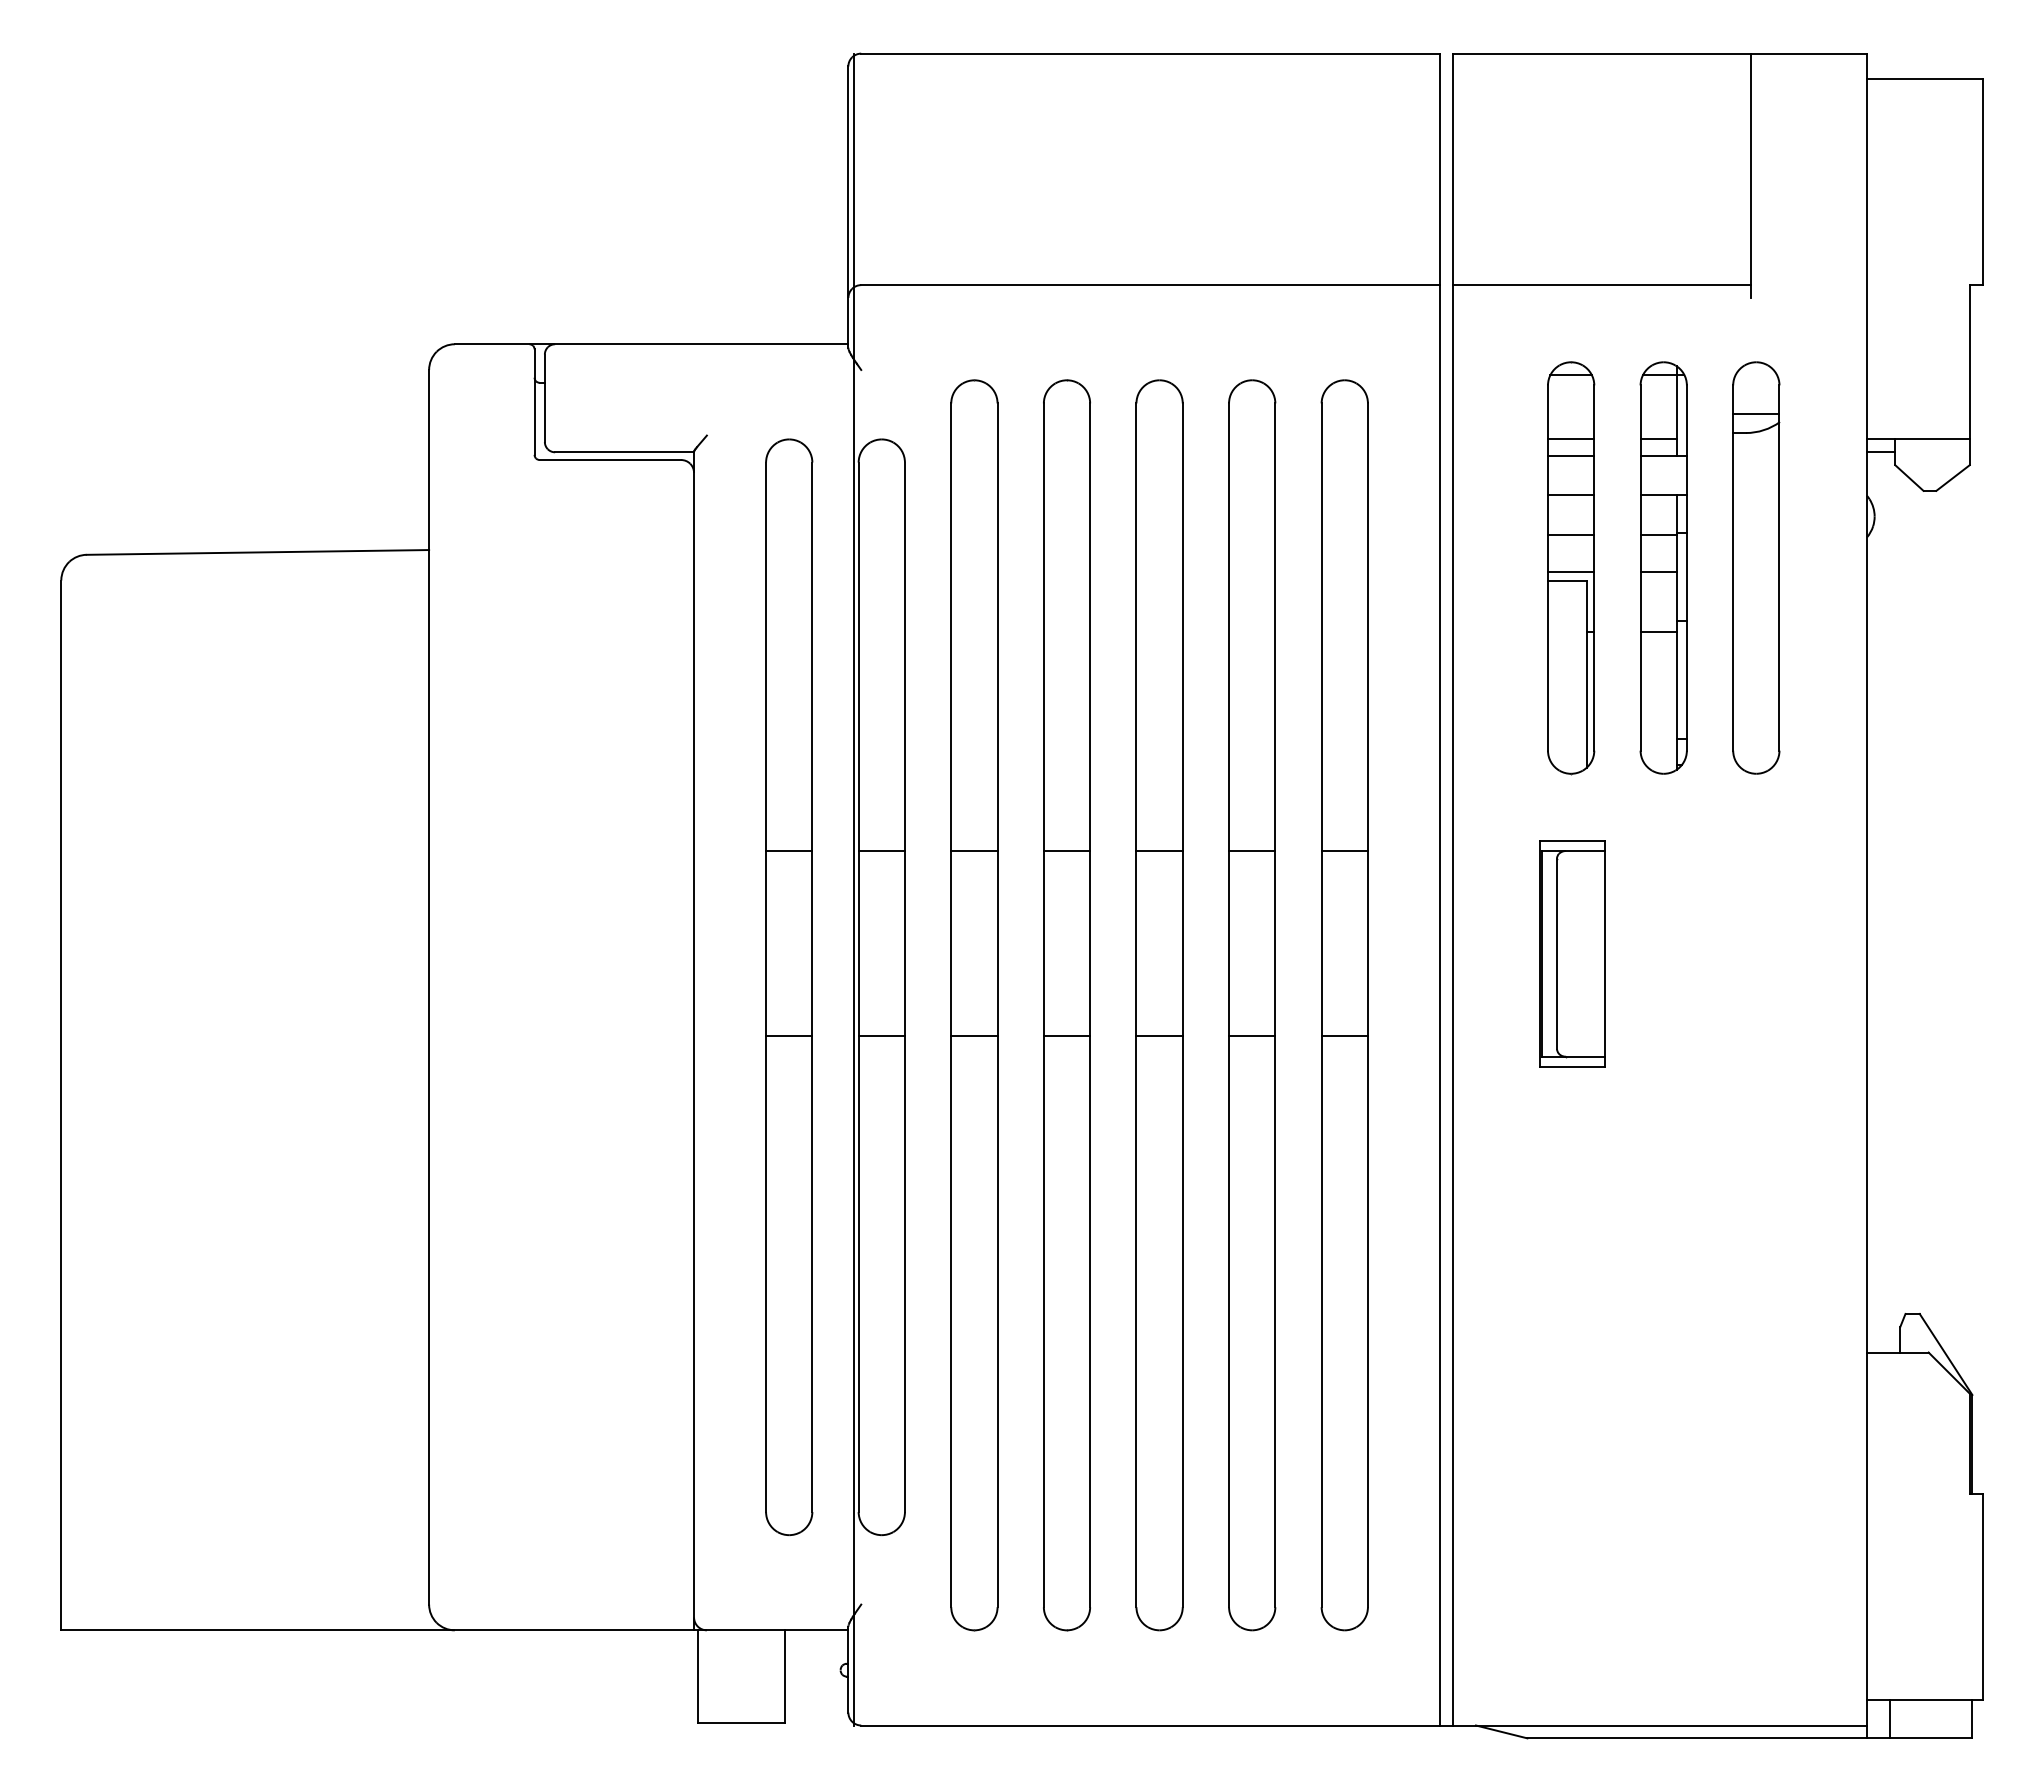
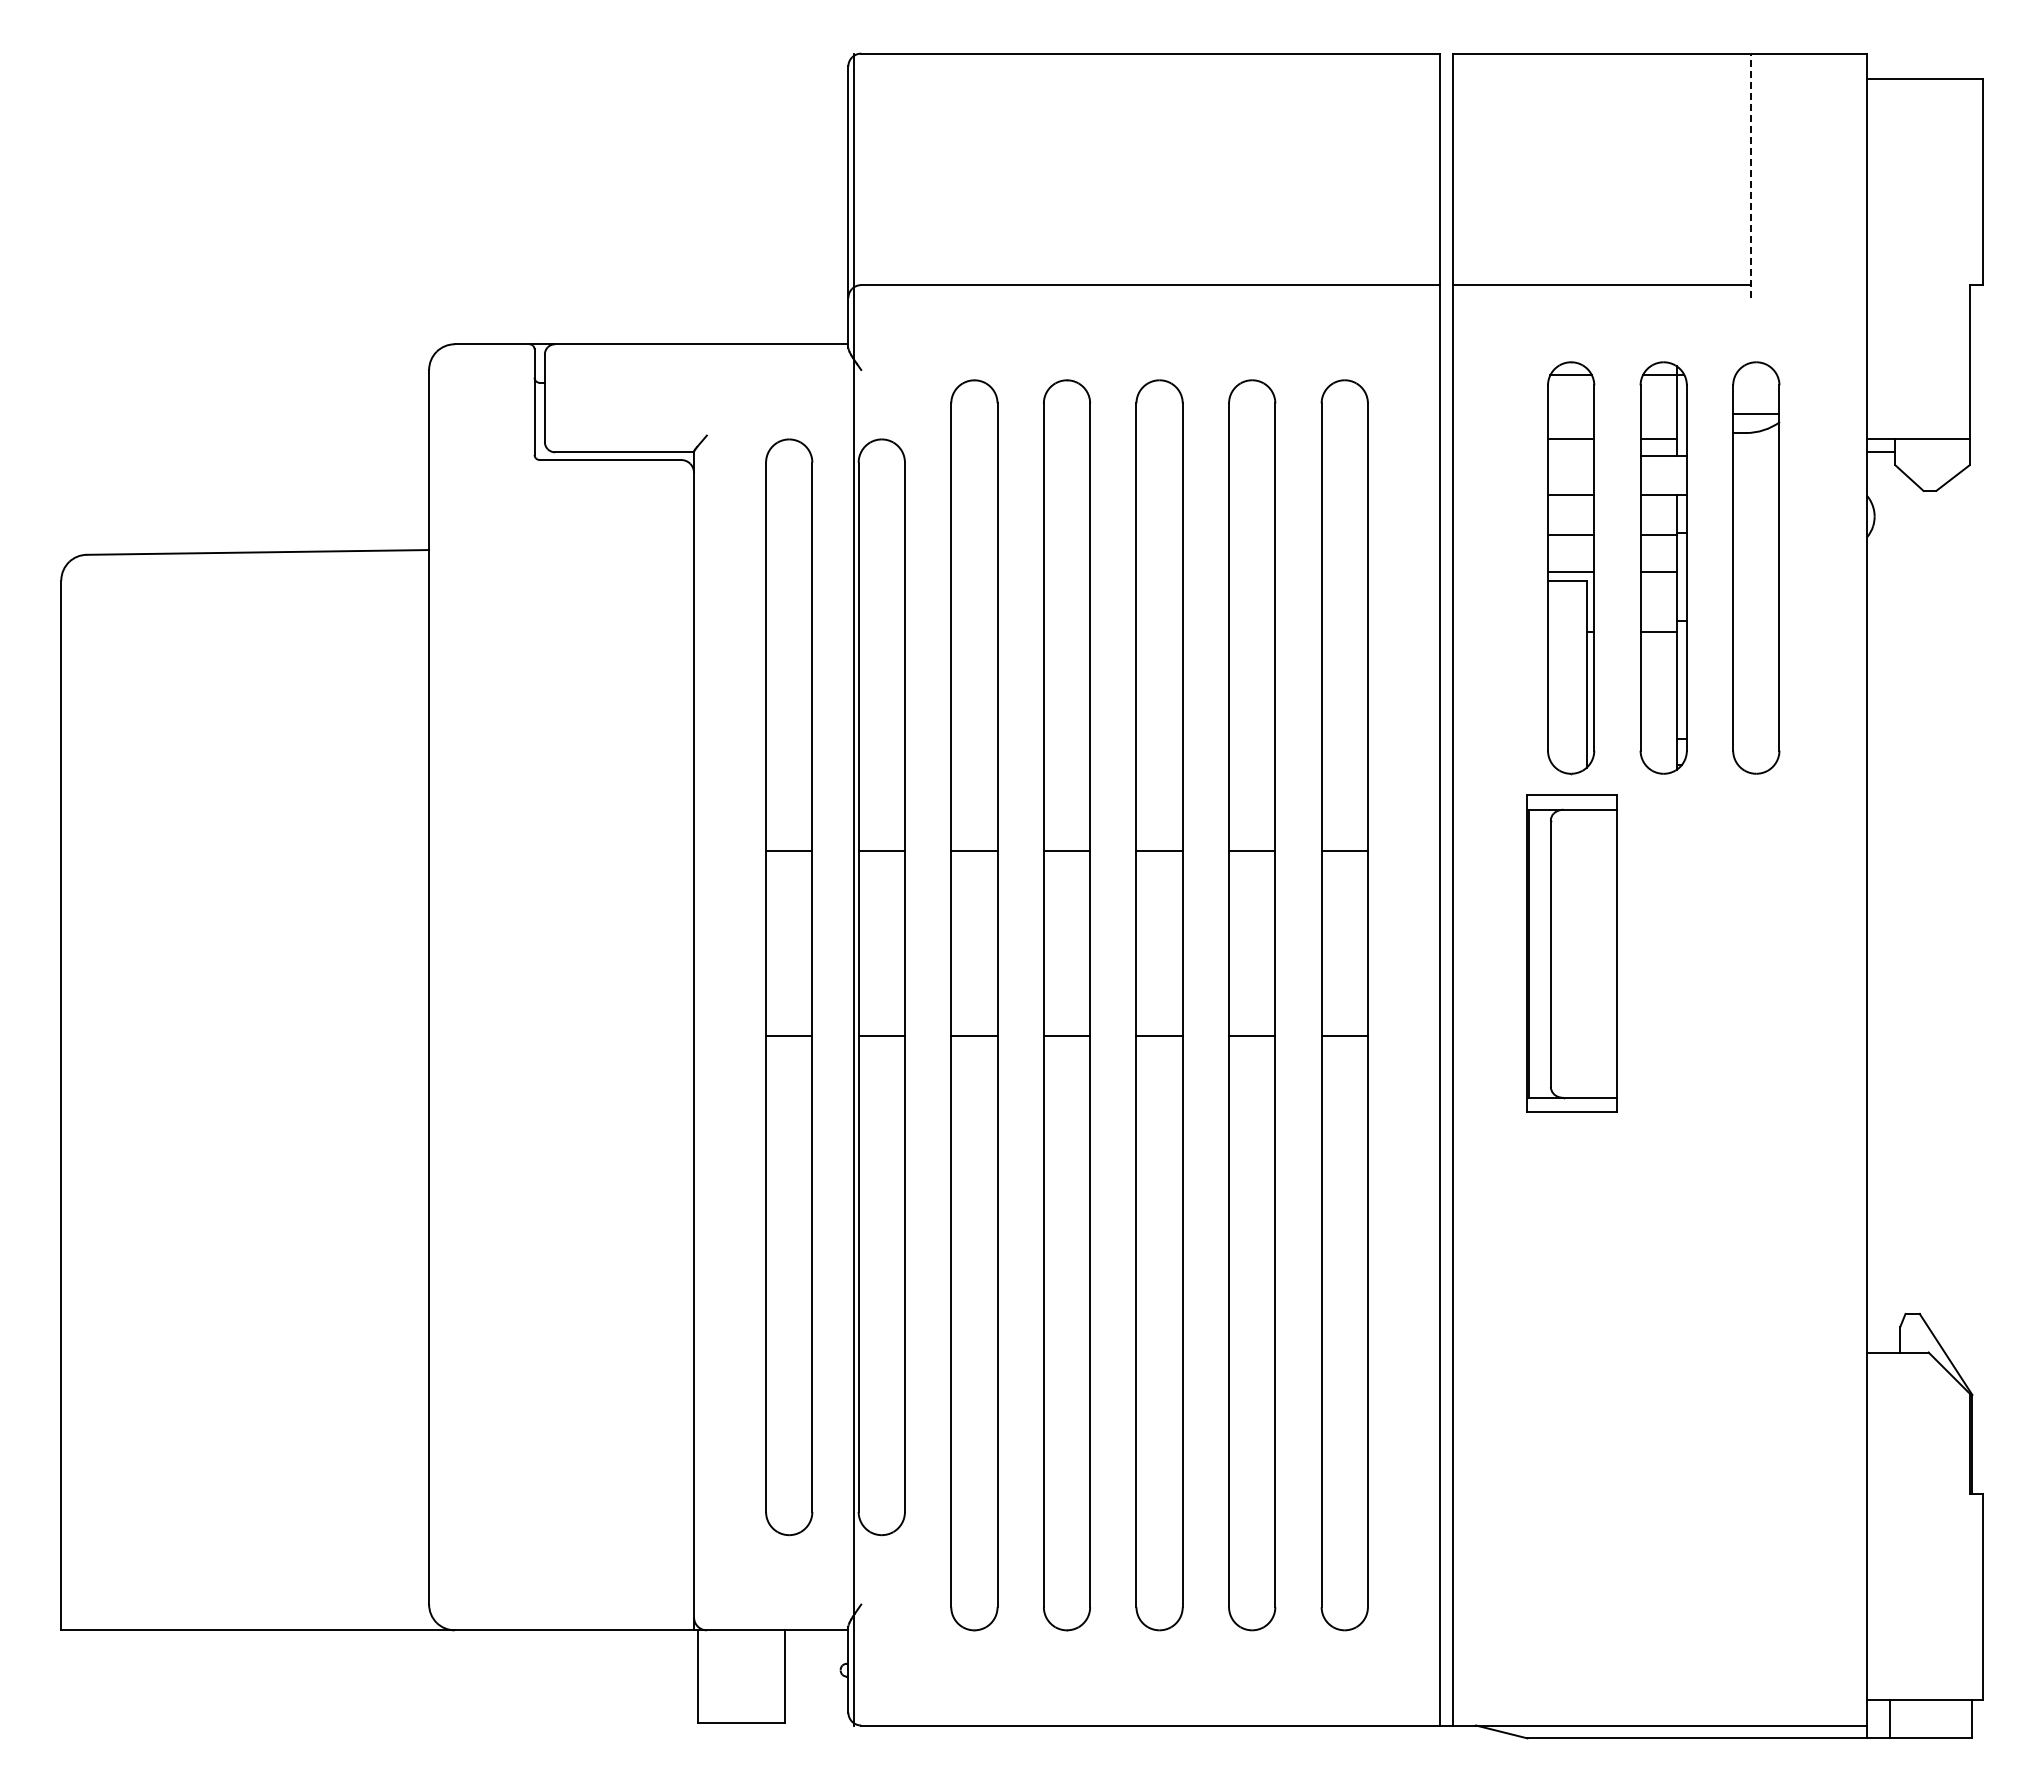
line: solid -> dashed (1751, 175)
line: present -> none (1570, 456)
part size: 67x228 px -> 92x319 px (1571, 953)
